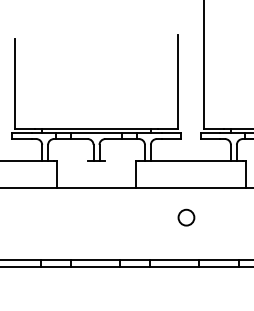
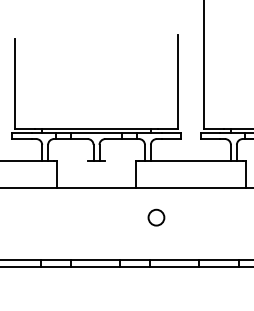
circle position: (186, 217) -> (156, 217) (156, 217)
